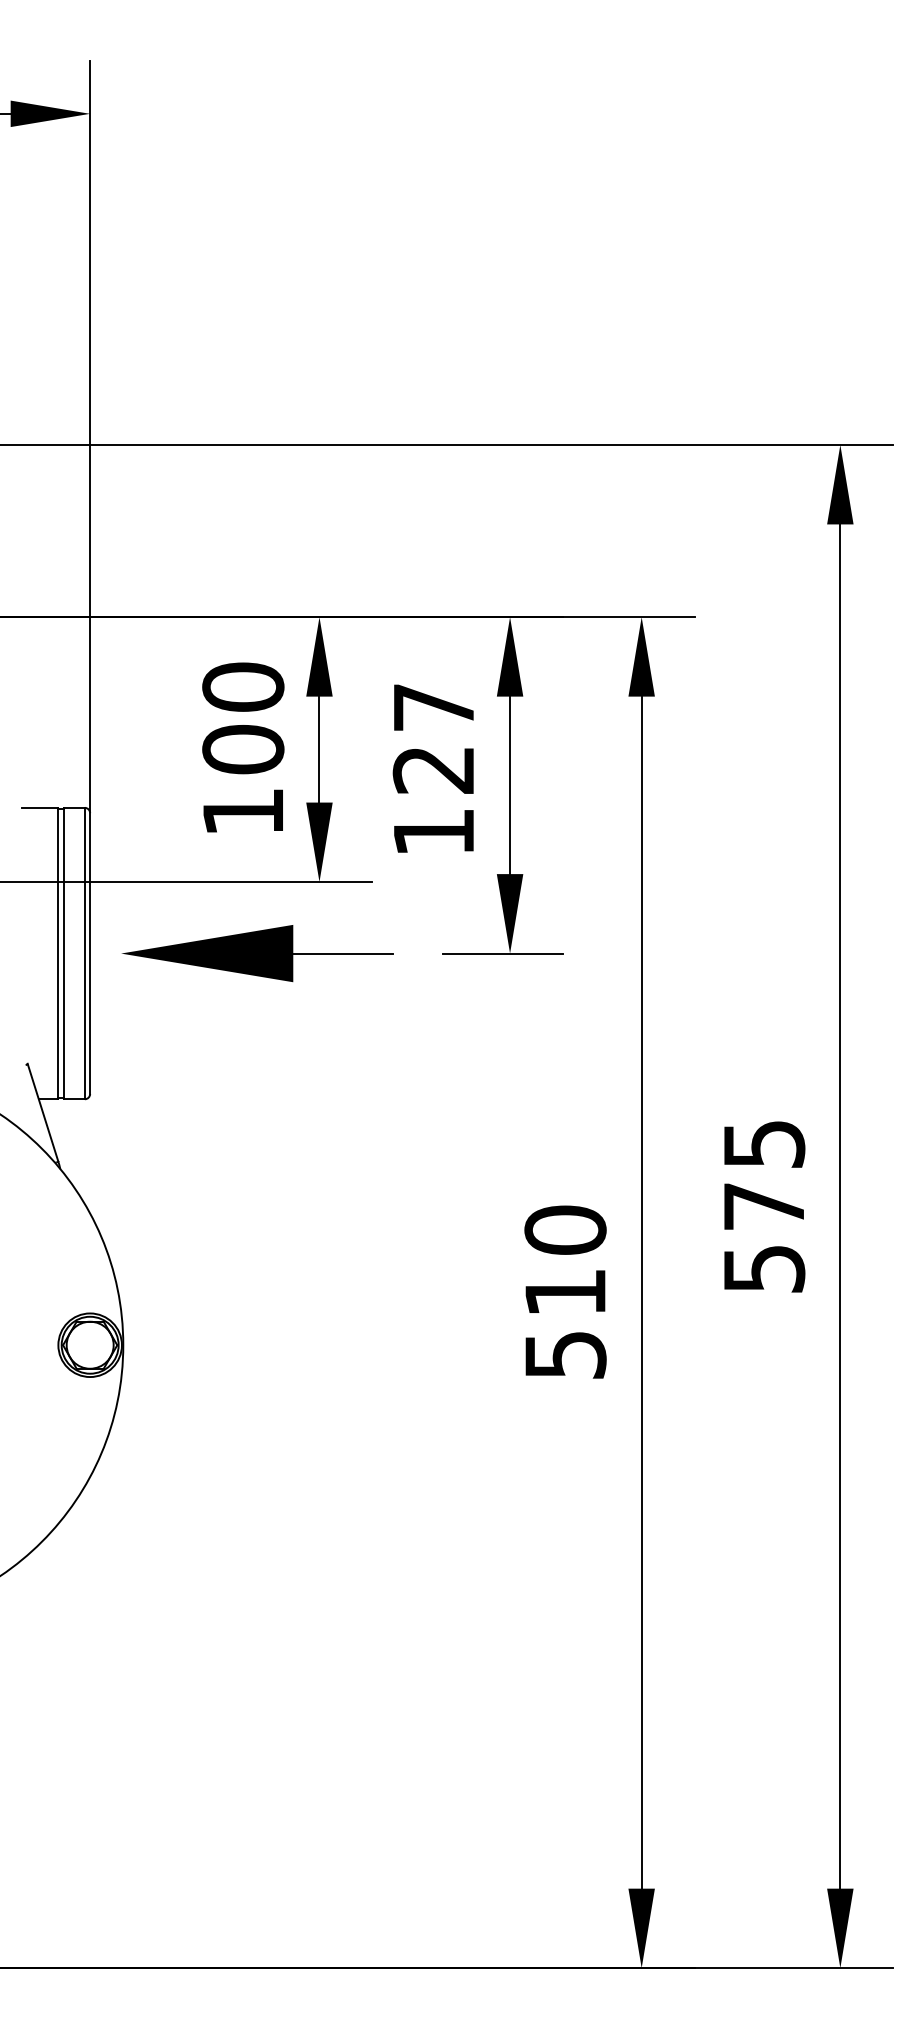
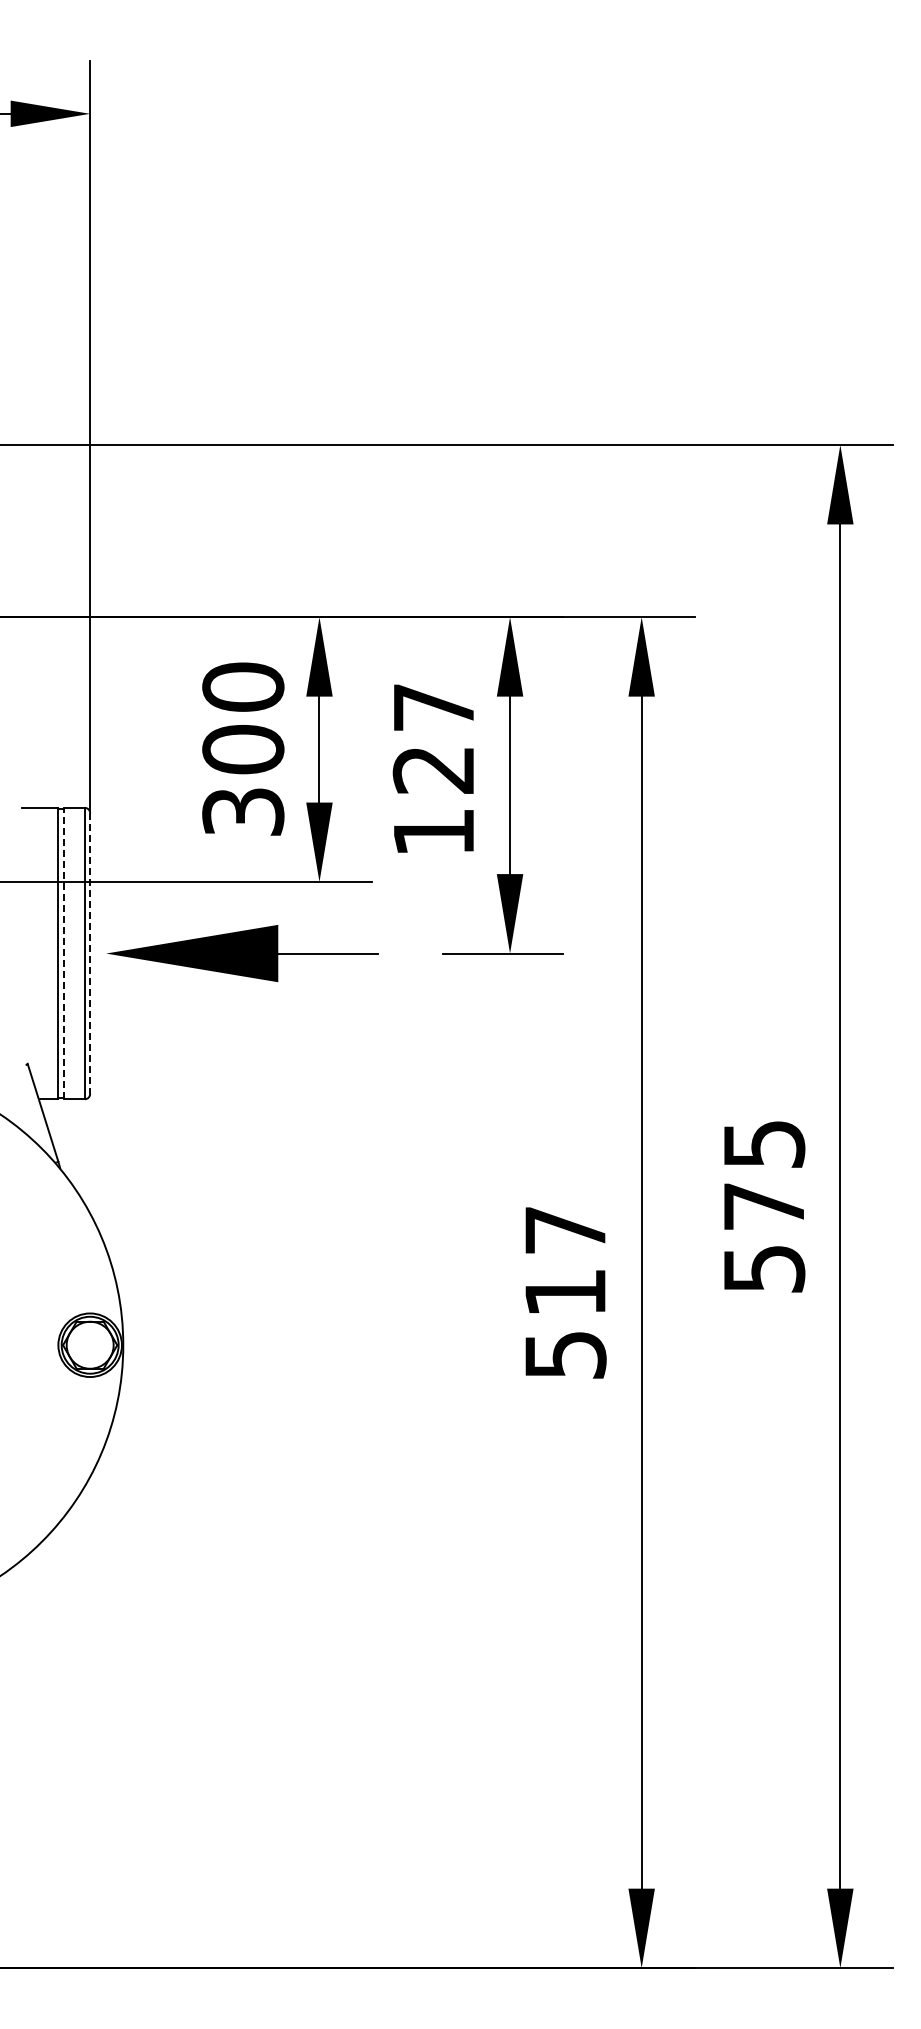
text: 100 -> 300 (243, 811)
line: solid -> dashed (63, 953)
part position: (257, 953) -> (242, 953) (242, 953)
line: solid -> dashed (90, 954)
text: 510 -> 517 (565, 1229)
